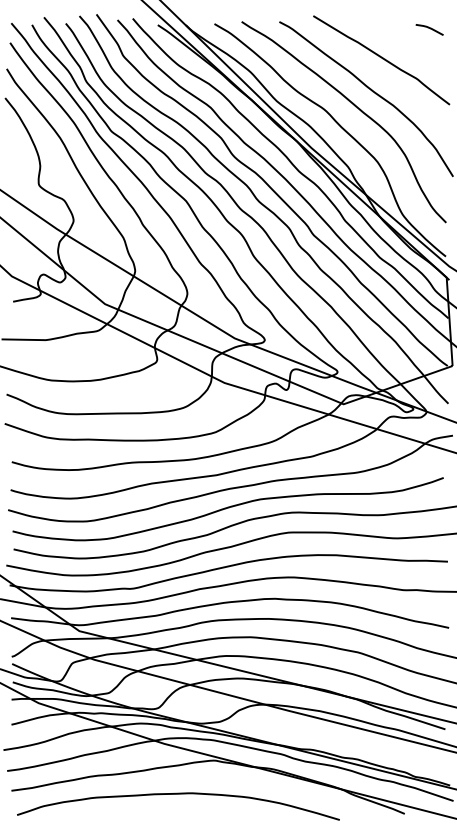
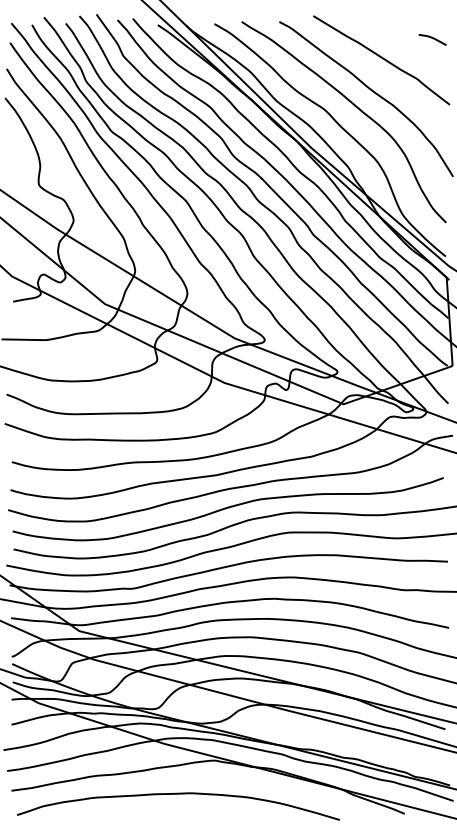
line position: (429, 28) -> (432, 38) (432, 38)
